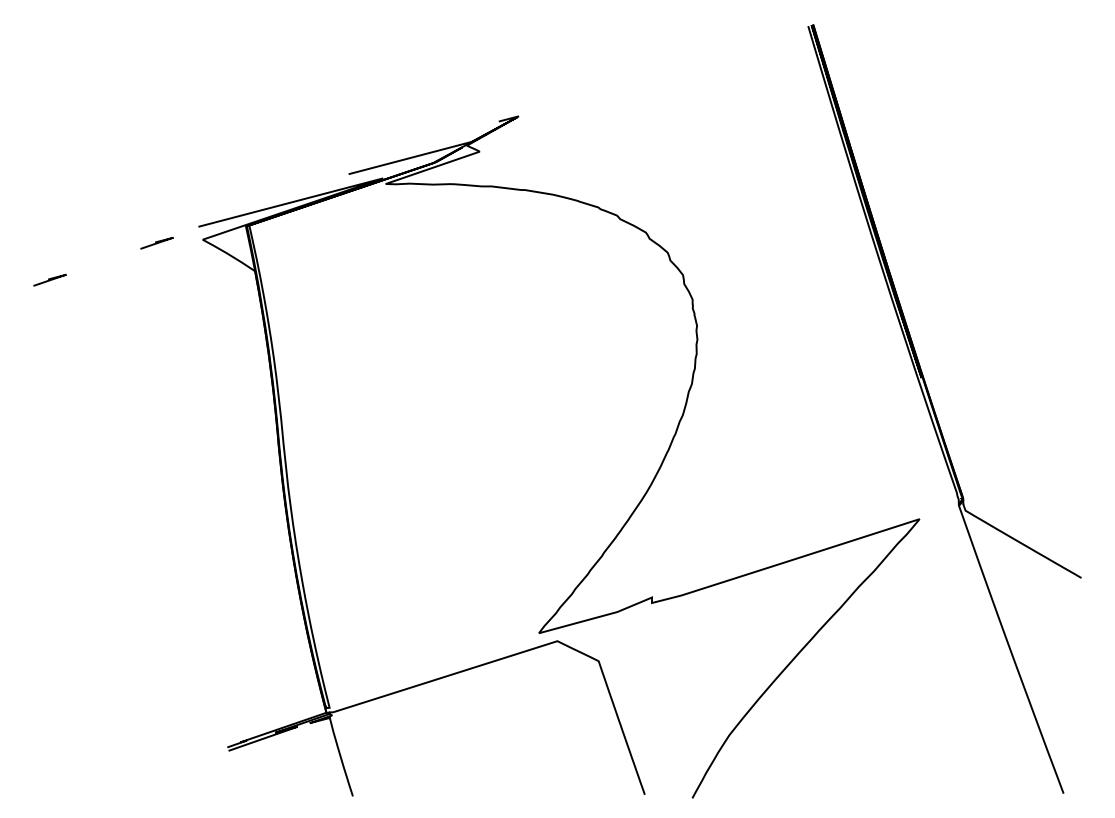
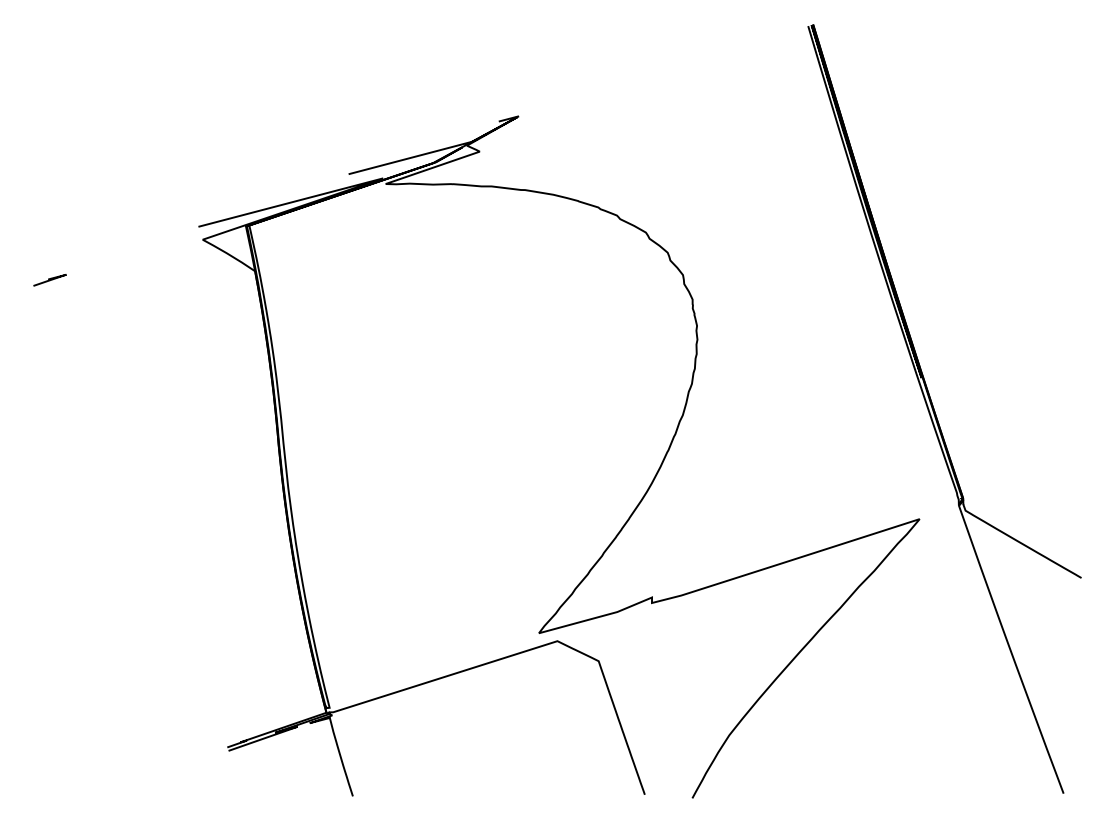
line: present -> none (156, 243)
